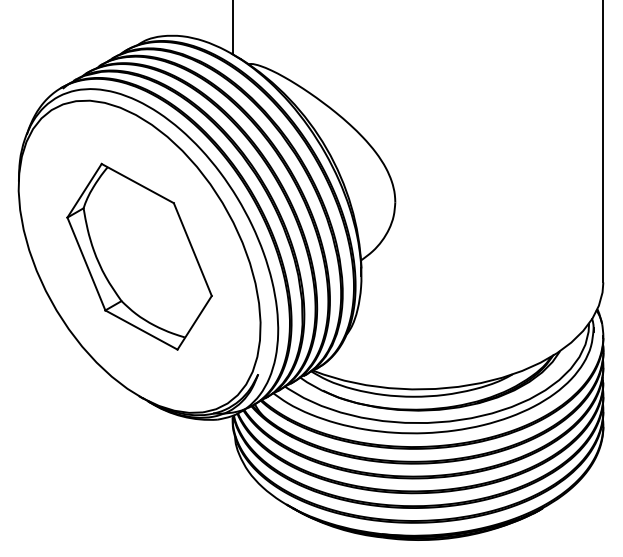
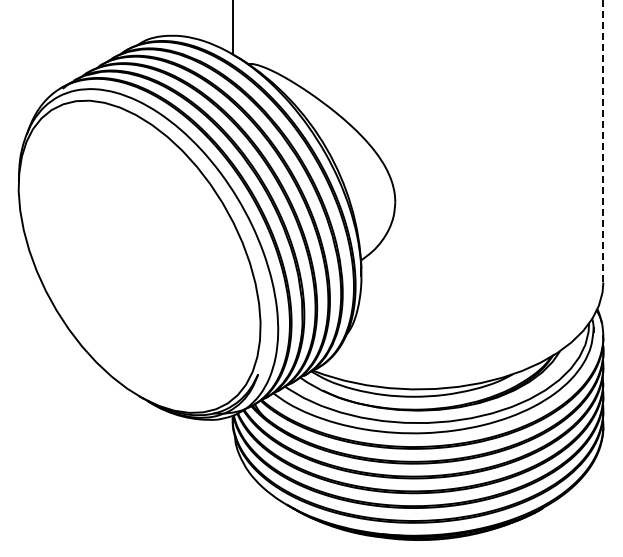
line: solid -> dashed (603, 141)
part: present -> none (139, 256)
